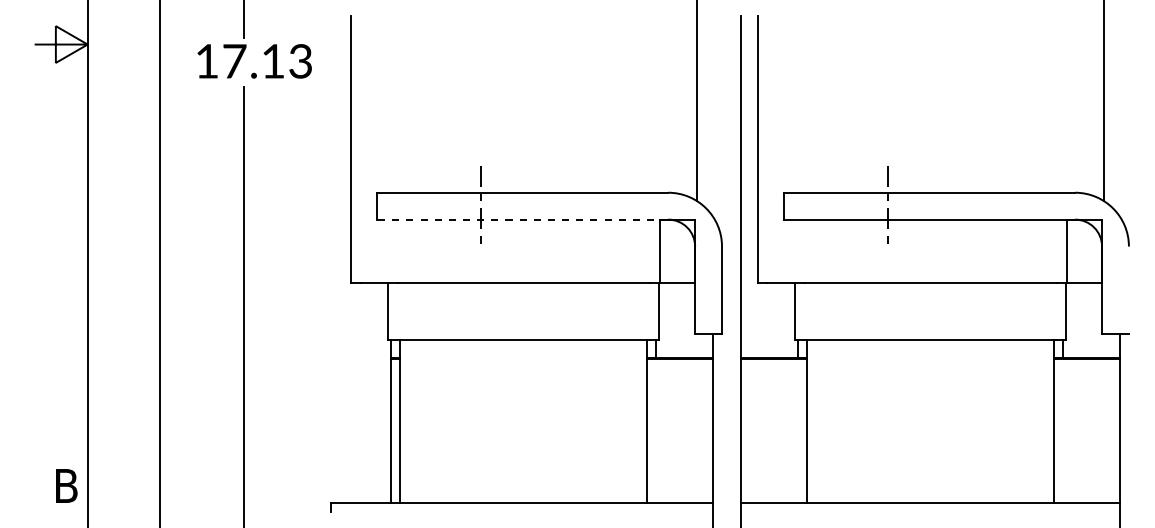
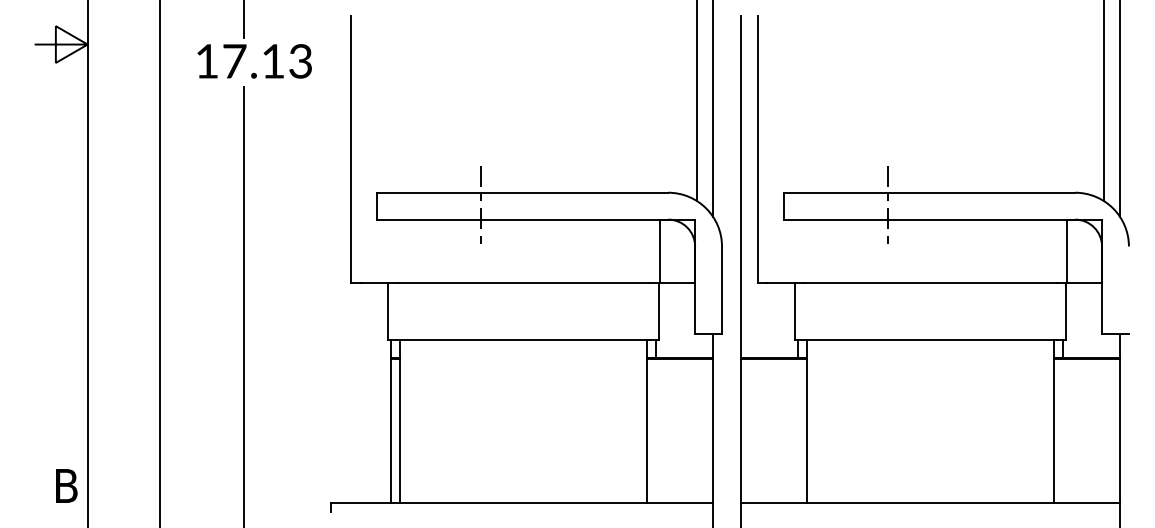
line: none -> present (713, 109)
line: none -> present (1120, 109)
line: dashed -> solid (522, 219)
